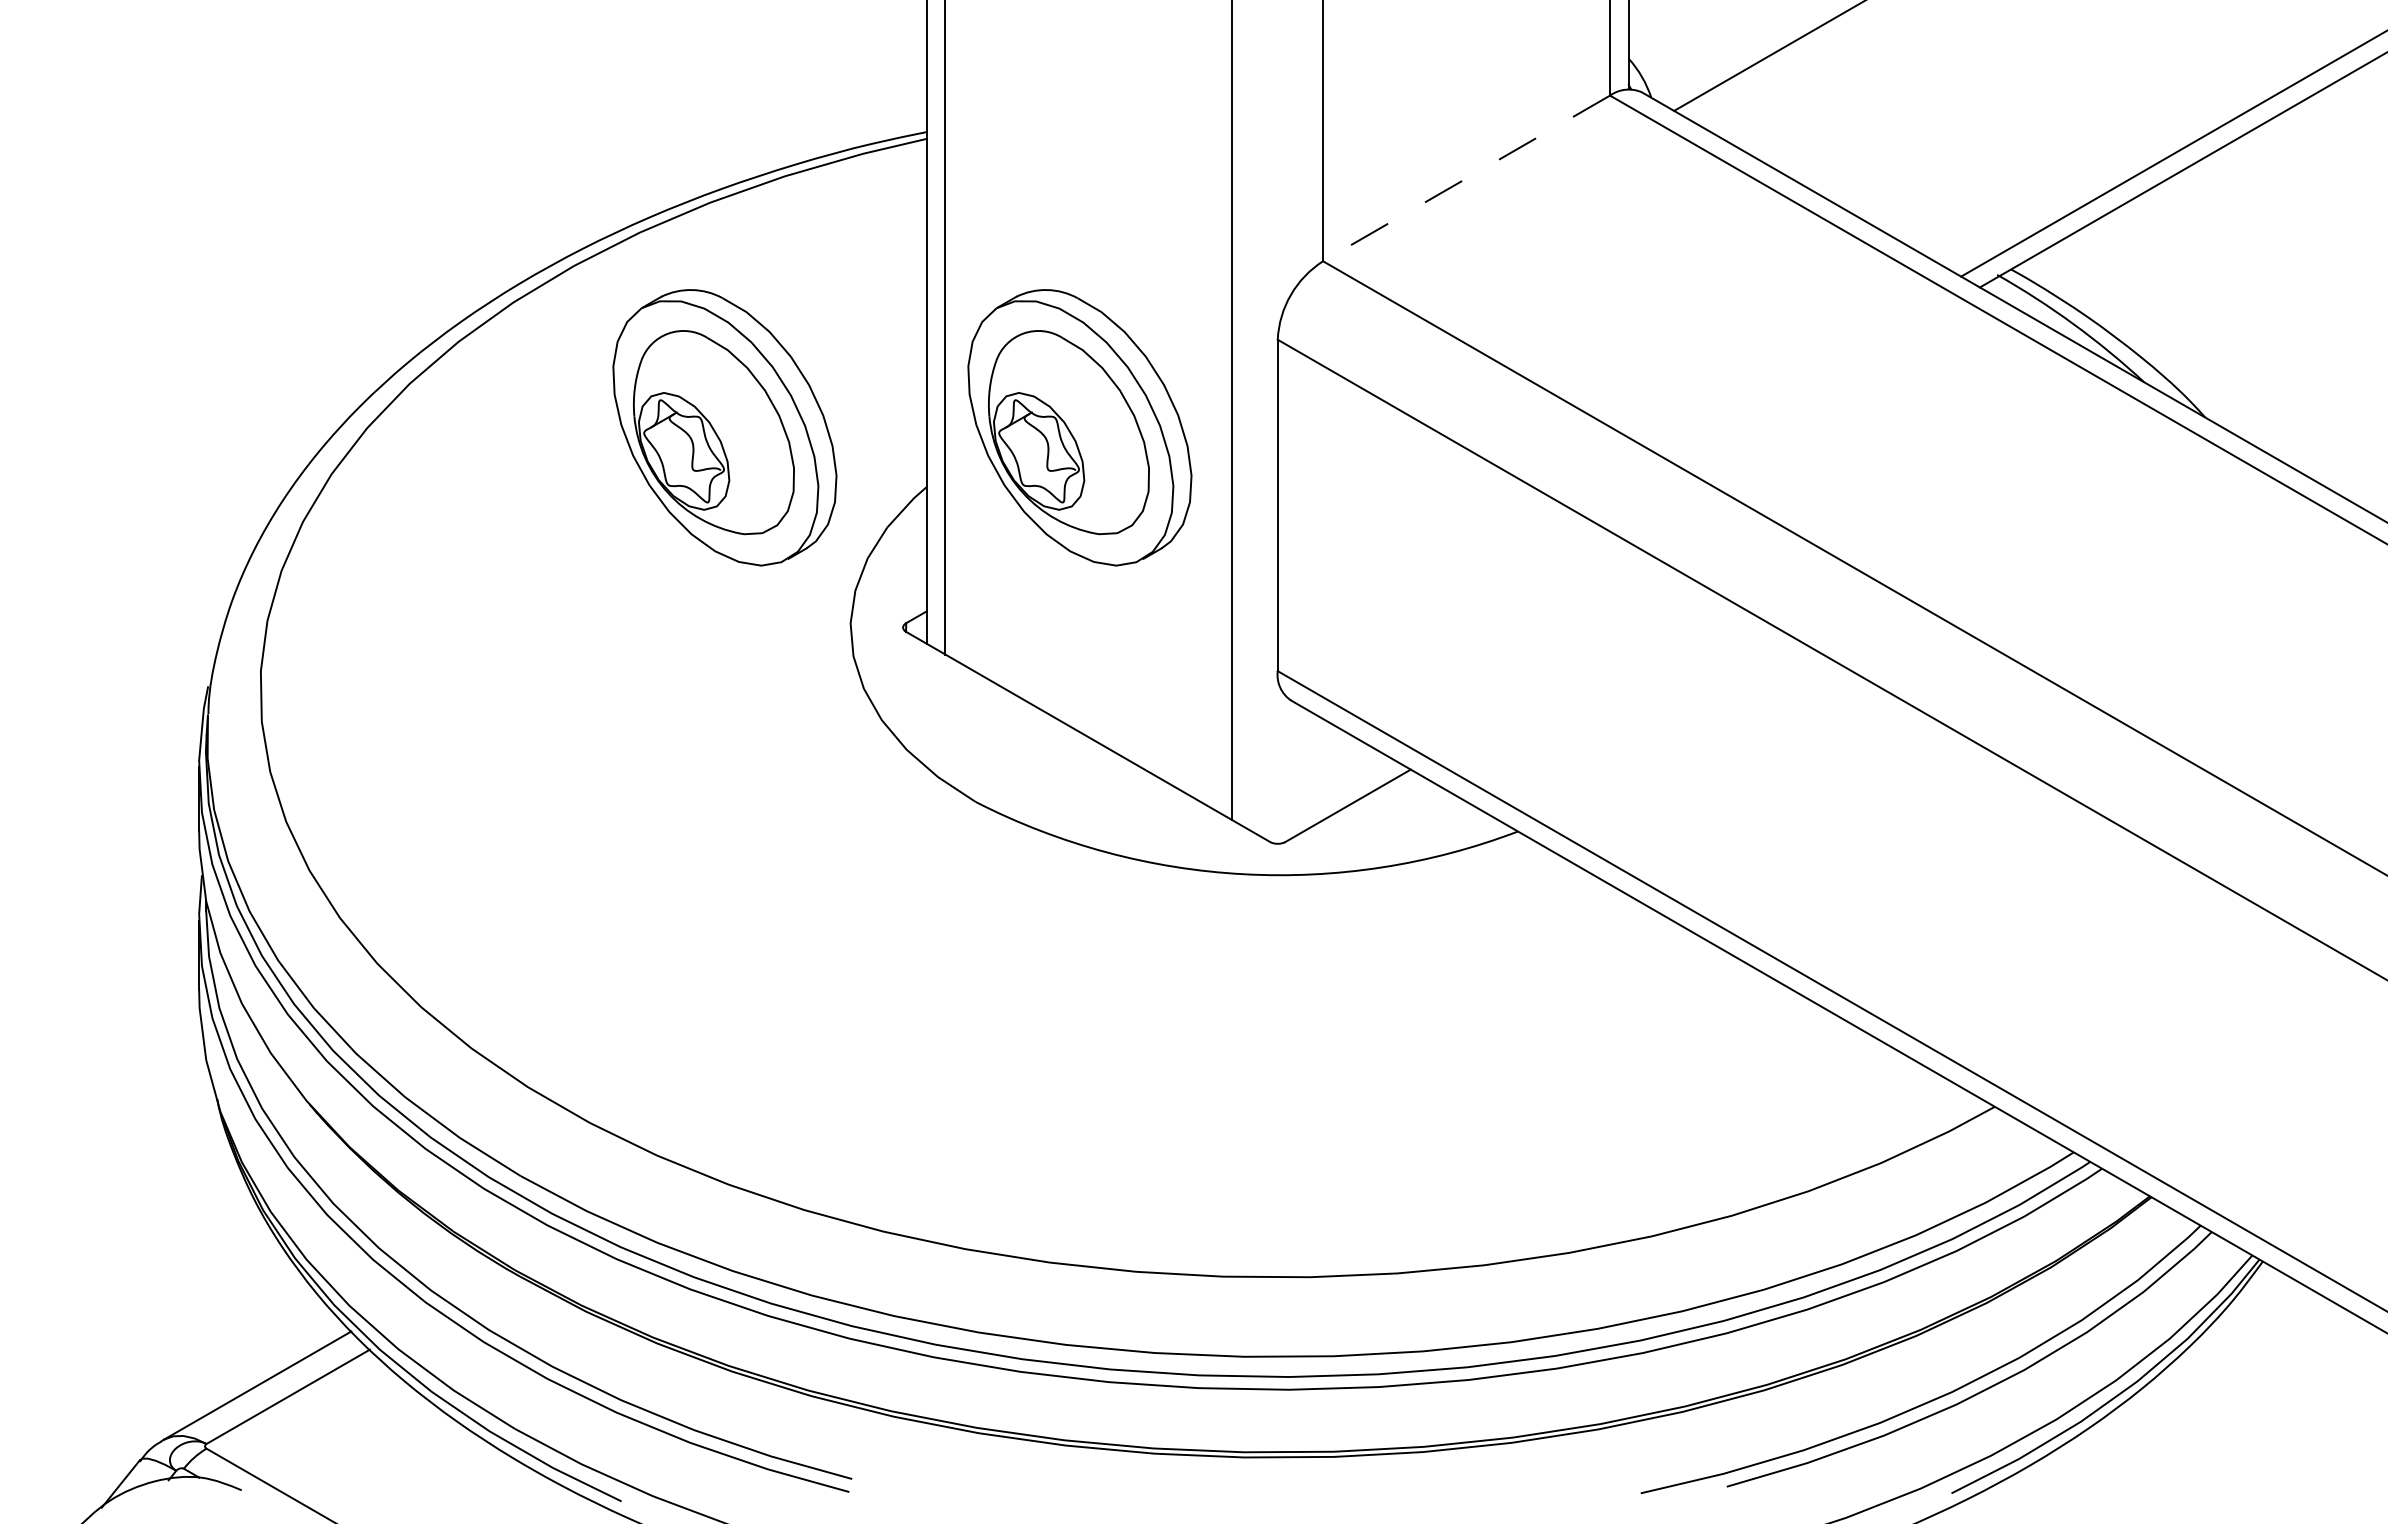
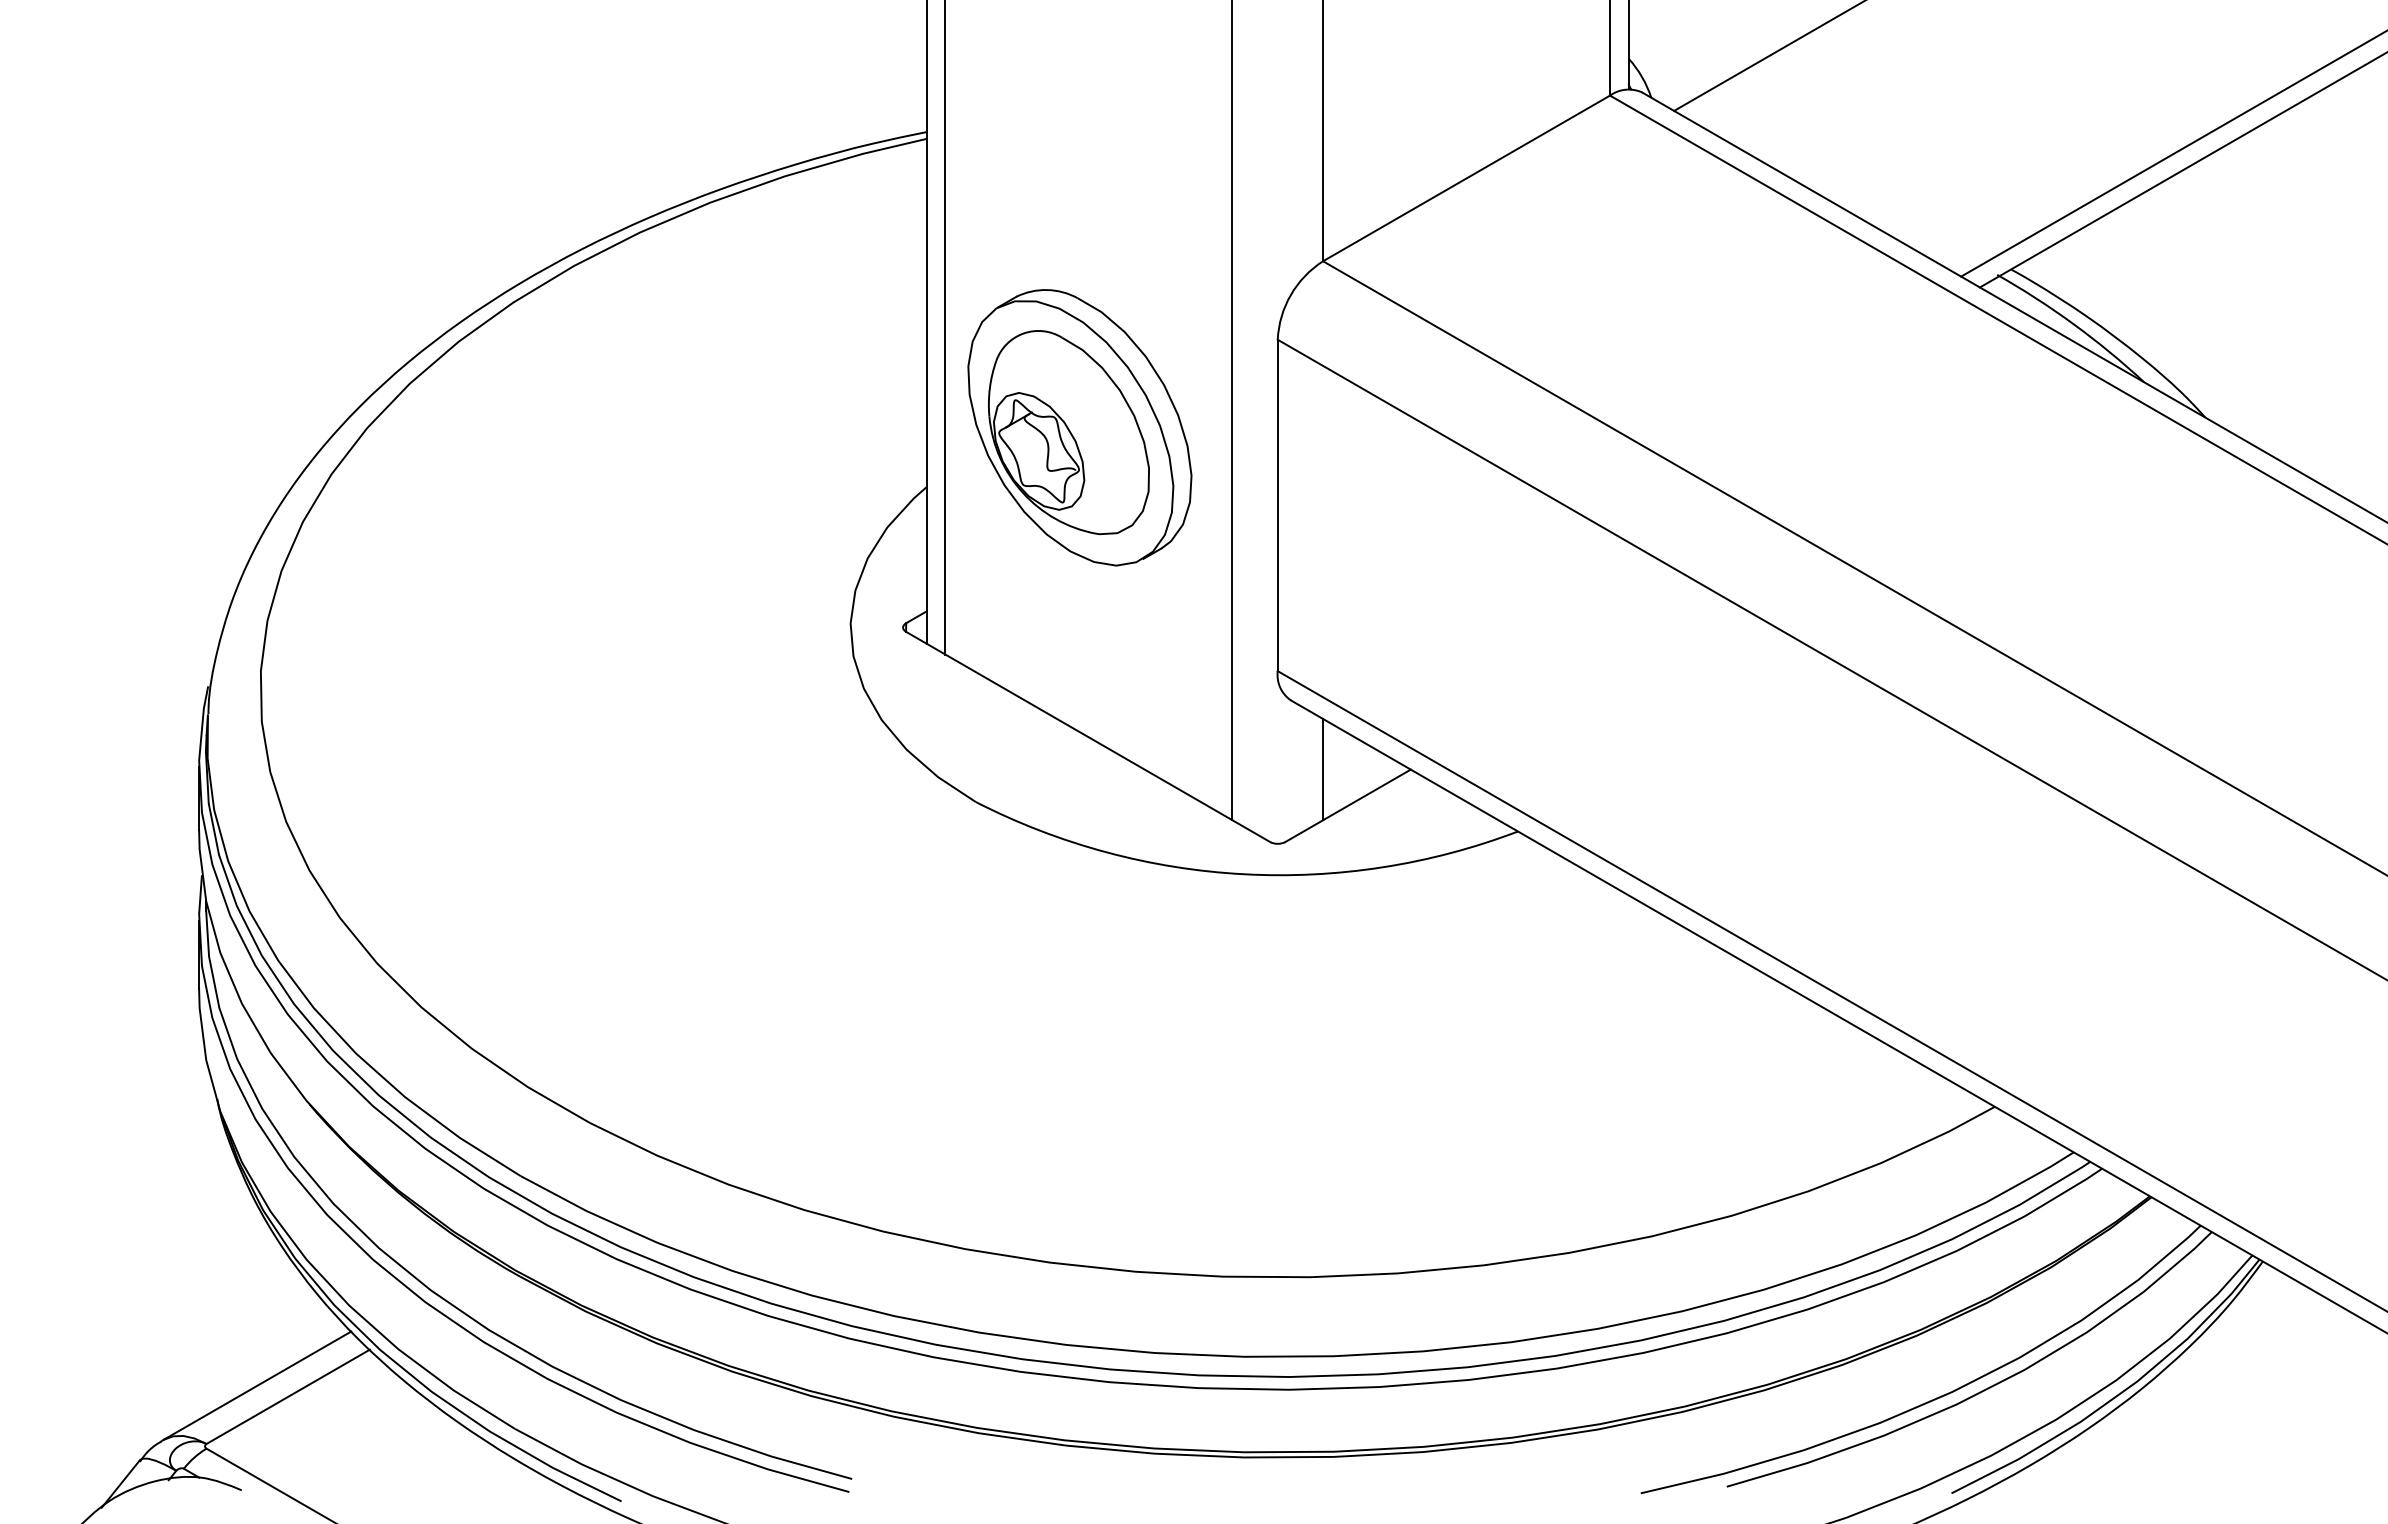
line: dashed -> solid (1466, 178)
part: present -> none (724, 427)
line: none -> present (1323, 769)
